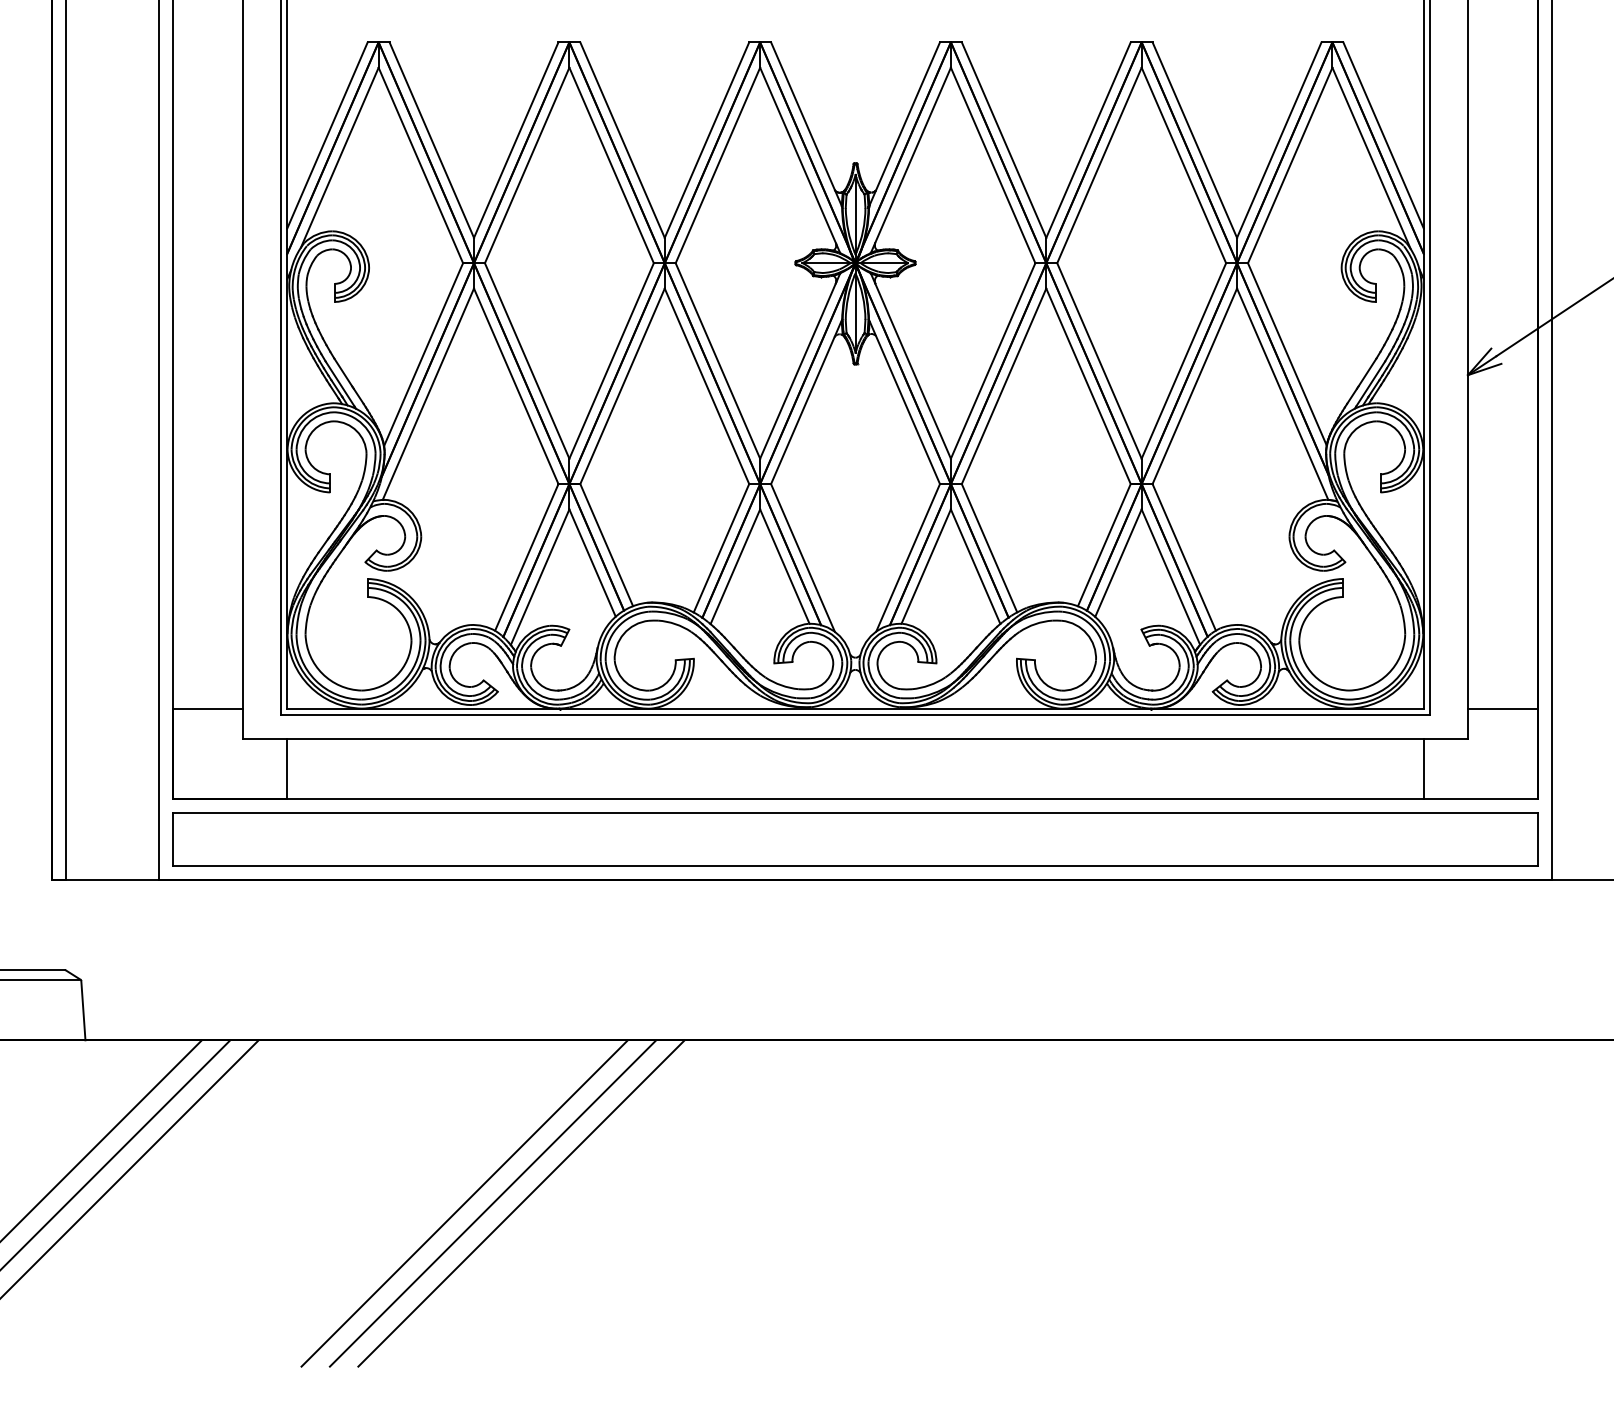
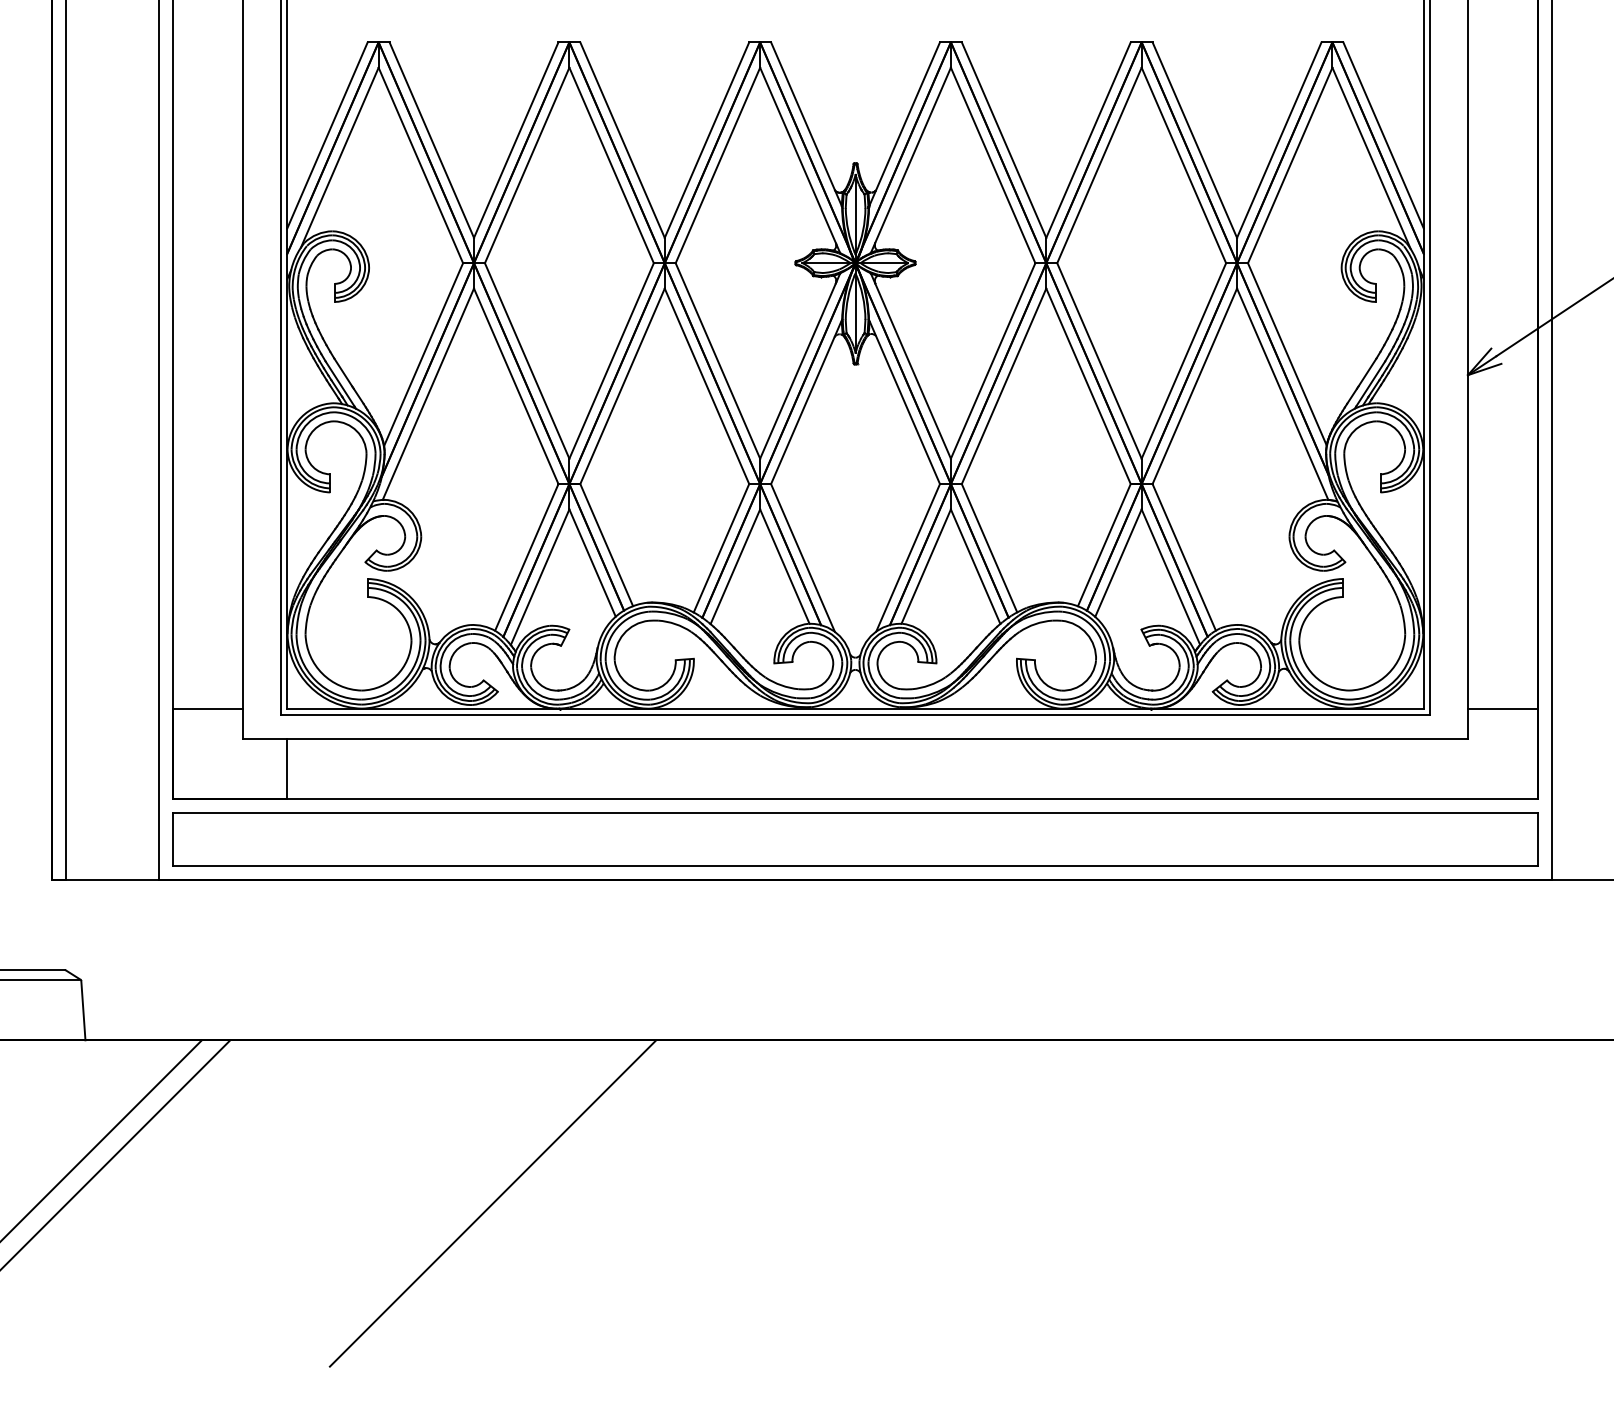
line: present -> none (1423, 769)
line: present -> none (130, 1168)
line: present -> none (464, 1203)
line: present -> none (521, 1203)
